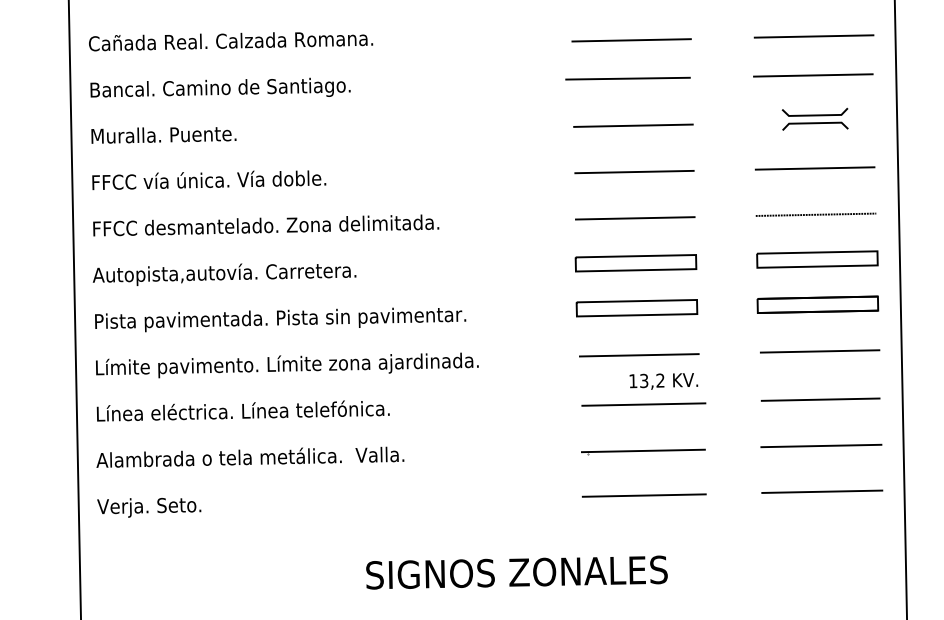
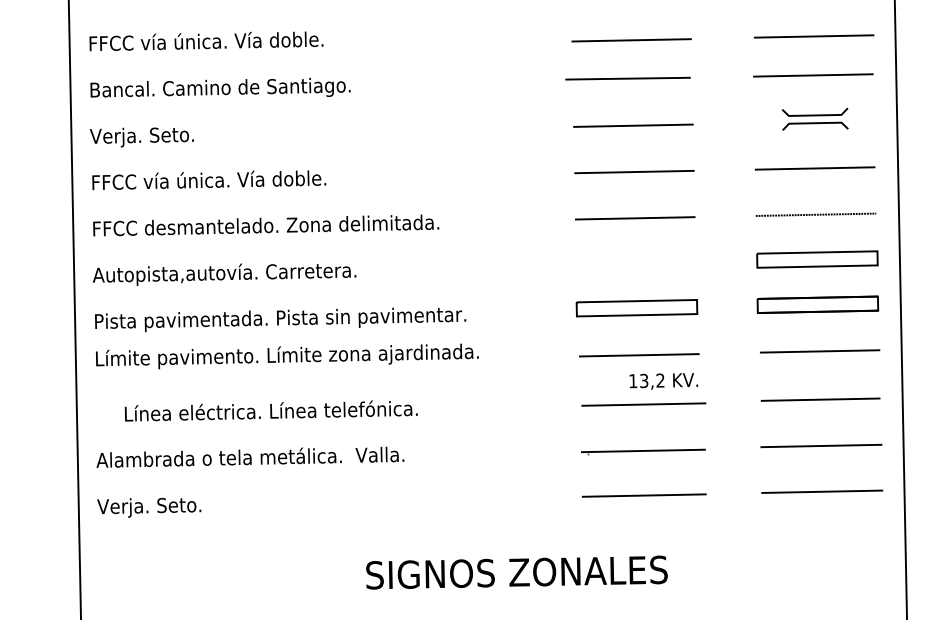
text: Cañada Real. Calzada Romana. -> FFCC vía única. Vía doble. (231, 41)
text: Muralla. Puente. -> Verja. Seto. (162, 137)
part: present -> none (635, 263)
text position: (287, 365) -> (287, 356) (287, 356)
text position: (242, 410) -> (270, 410) (270, 410)
